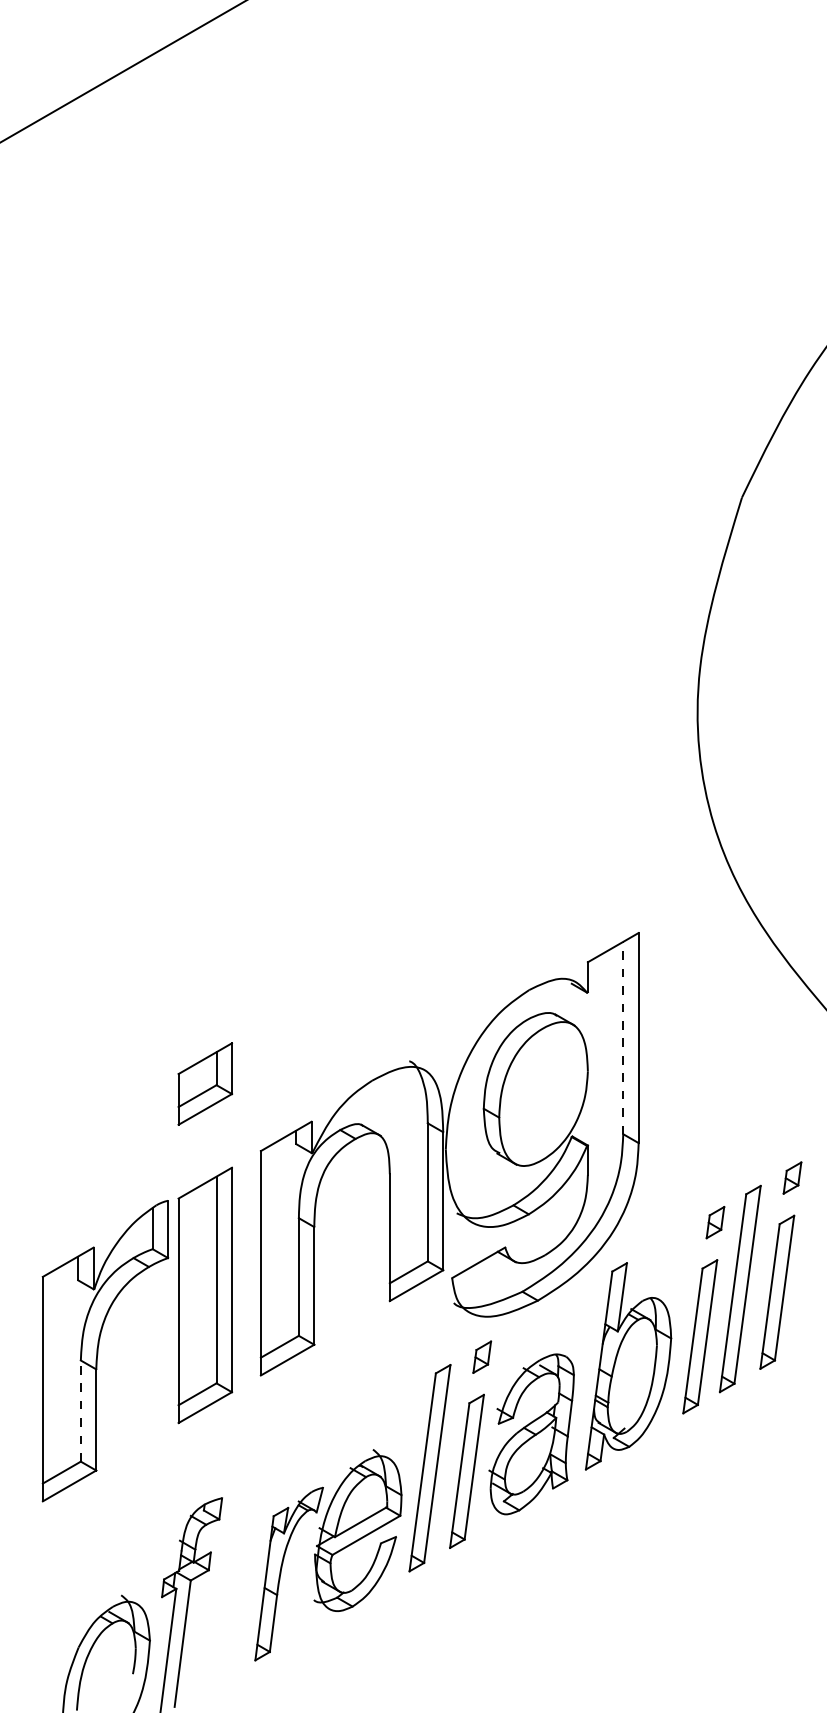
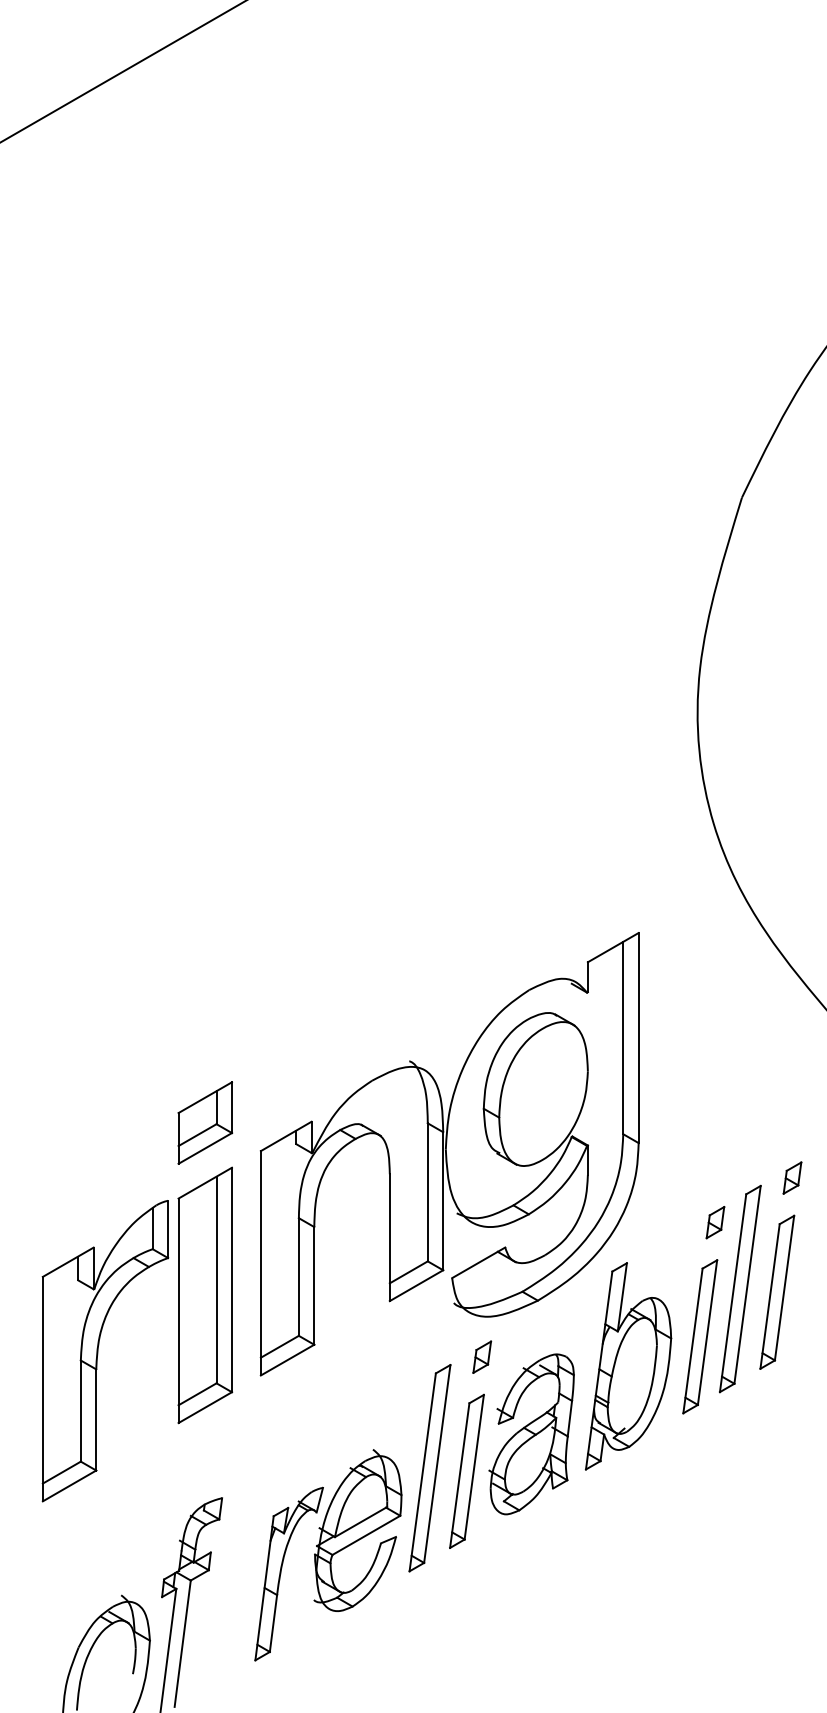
line: dashed -> solid (623, 1037)
part position: (205, 1083) -> (205, 1122) (205, 1122)
line: dashed -> solid (80, 1411)
